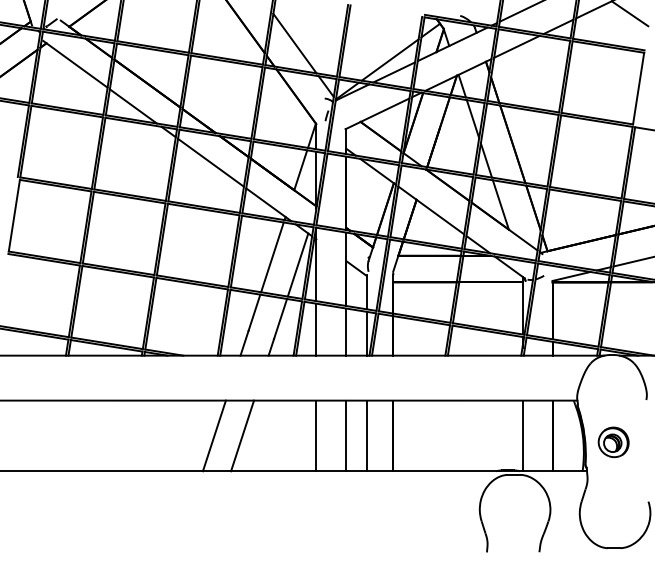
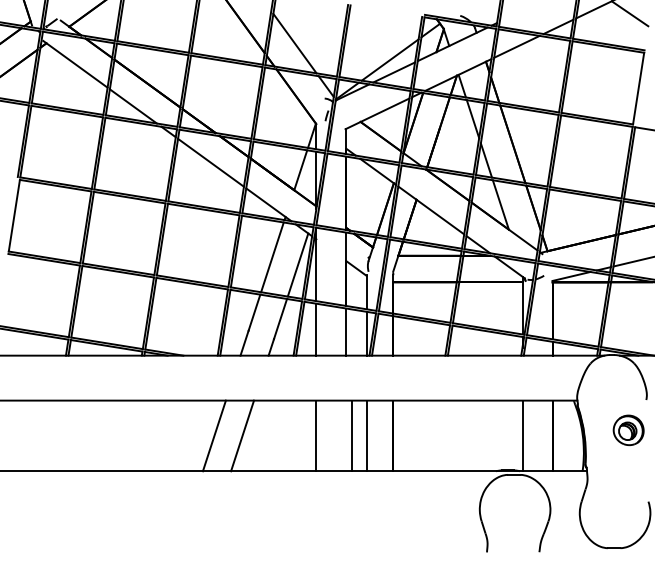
line: present -> none (519, 11)
line position: (346, 435) -> (352, 435) (352, 435)
part position: (613, 442) -> (628, 430) (628, 430)
